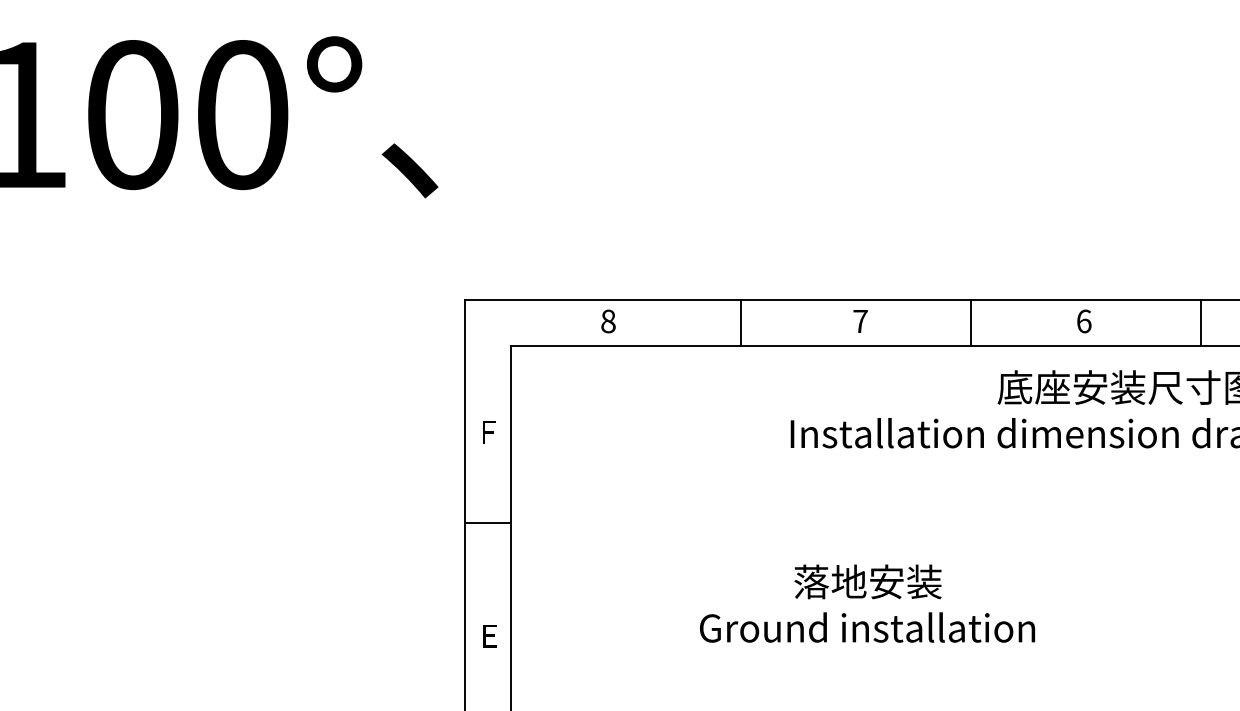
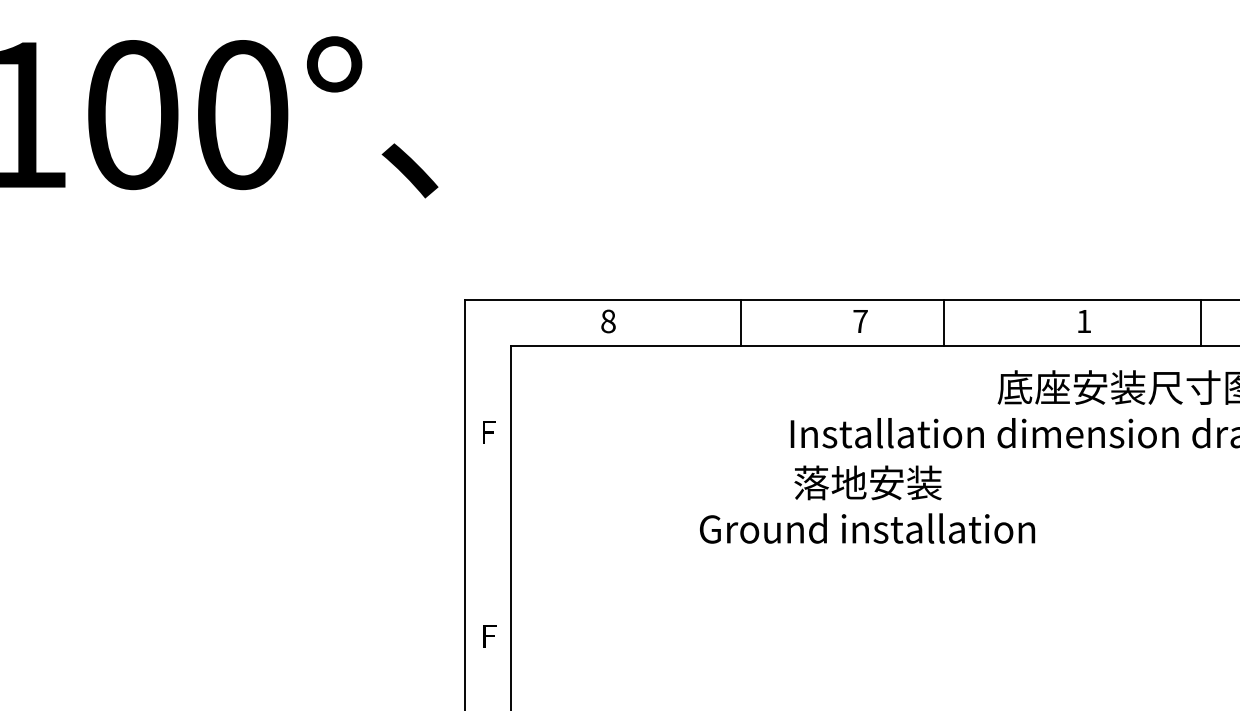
text: 6 -> 1 (1084, 321)
line position: (971, 322) -> (944, 322) (944, 322)
line: present -> none (487, 522)
text position: (867, 603) -> (867, 504) (867, 504)
text: E -> F (491, 640)
